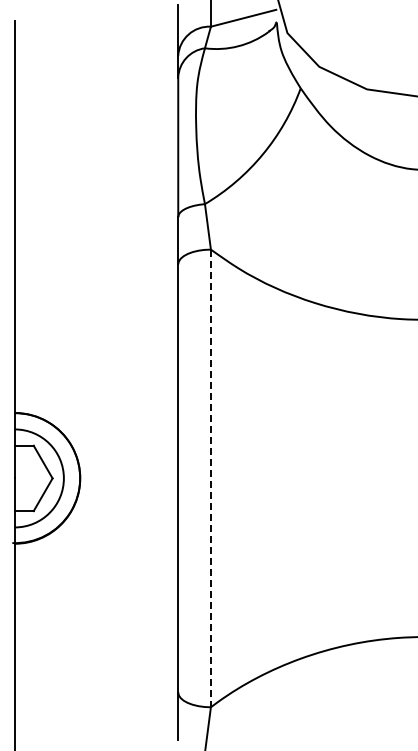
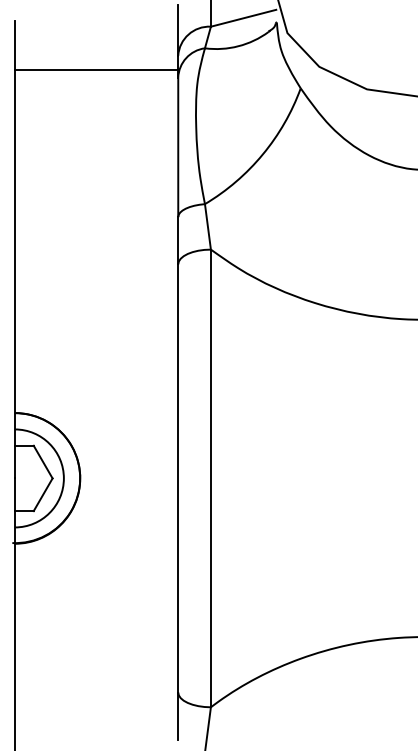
line: none -> present (96, 70)
line: dashed -> solid (210, 478)
